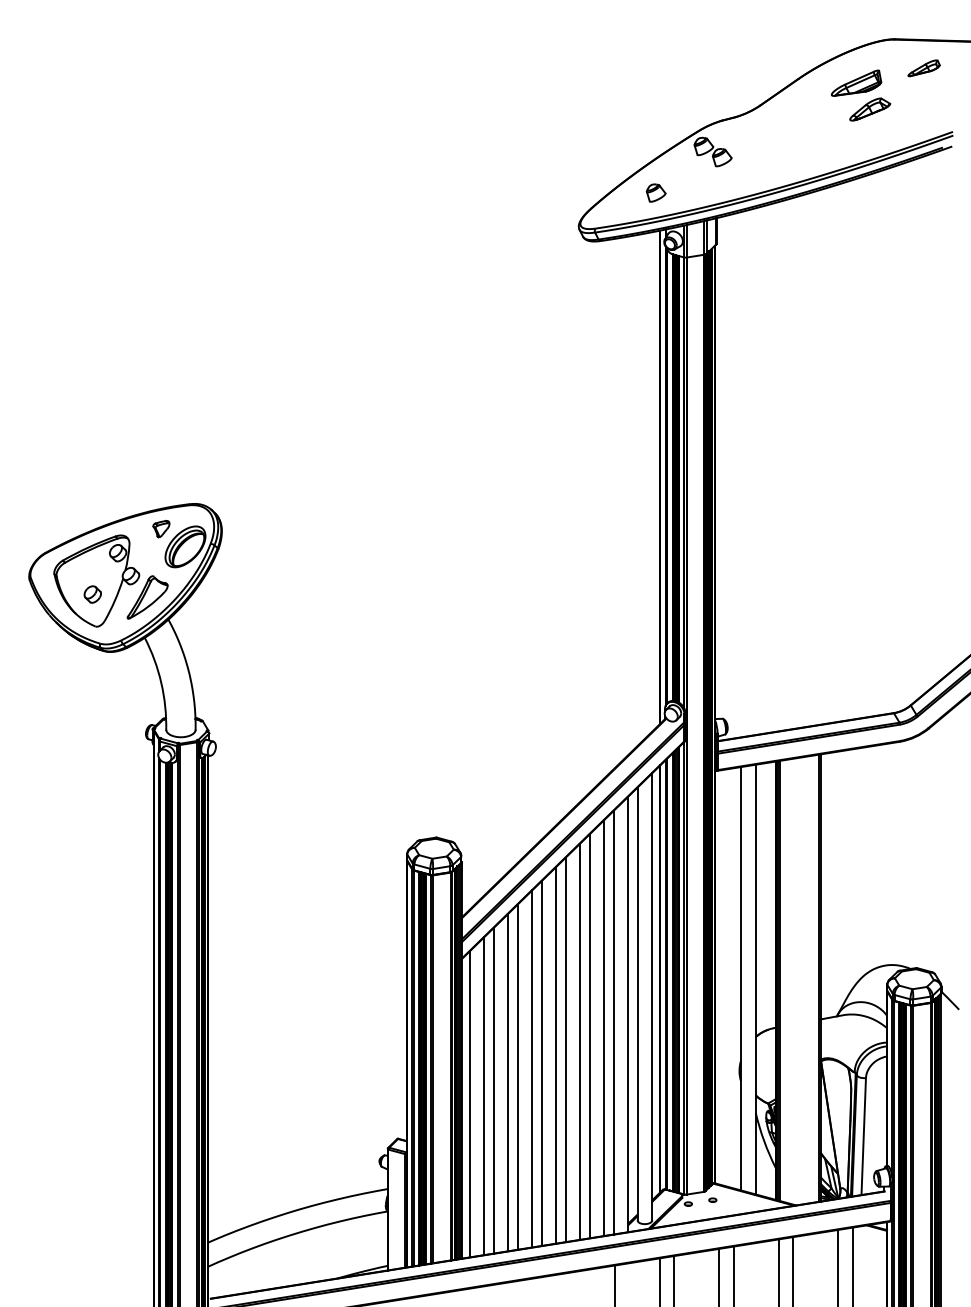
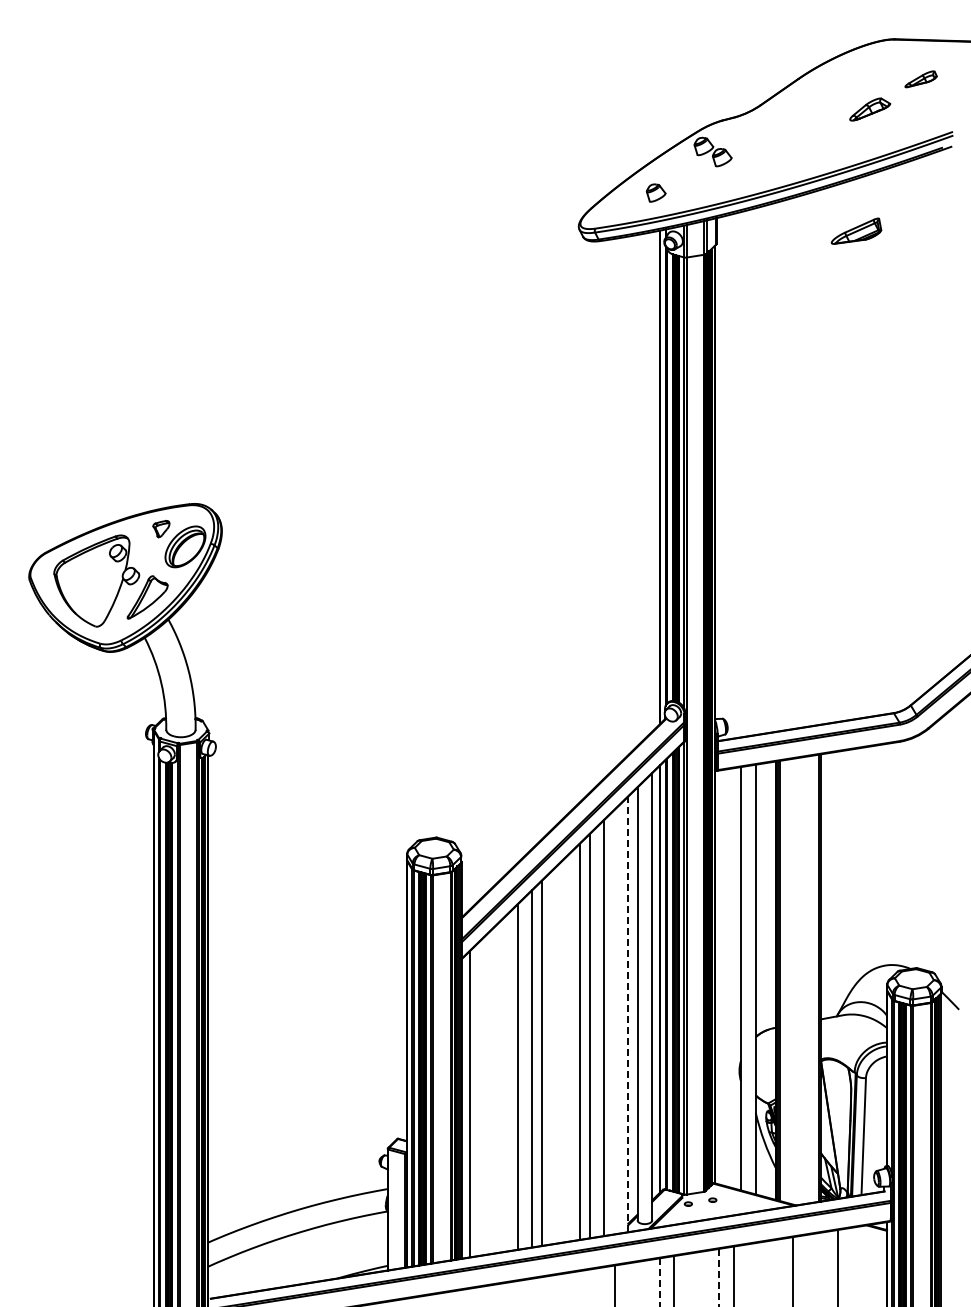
part position: (923, 68) -> (920, 79) (920, 79)
part position: (856, 82) -> (856, 230) (856, 230)
part: present -> none (92, 594)
line: solid -> dashed (628, 1014)
line: present -> none (613, 1022)
line: present -> none (565, 1049)
line: present -> none (556, 1054)
line: present -> none (508, 1082)
line: present -> none (493, 1090)
line: present -> none (484, 1096)
line: present -> none (853, 1265)
line: present -> none (778, 1271)
line: solid -> dashed (719, 1277)
line: solid -> dashed (659, 1282)
